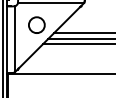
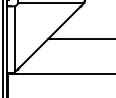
circle: present -> none (36, 24)
line: present -> none (83, 33)
line: present -> none (77, 44)
